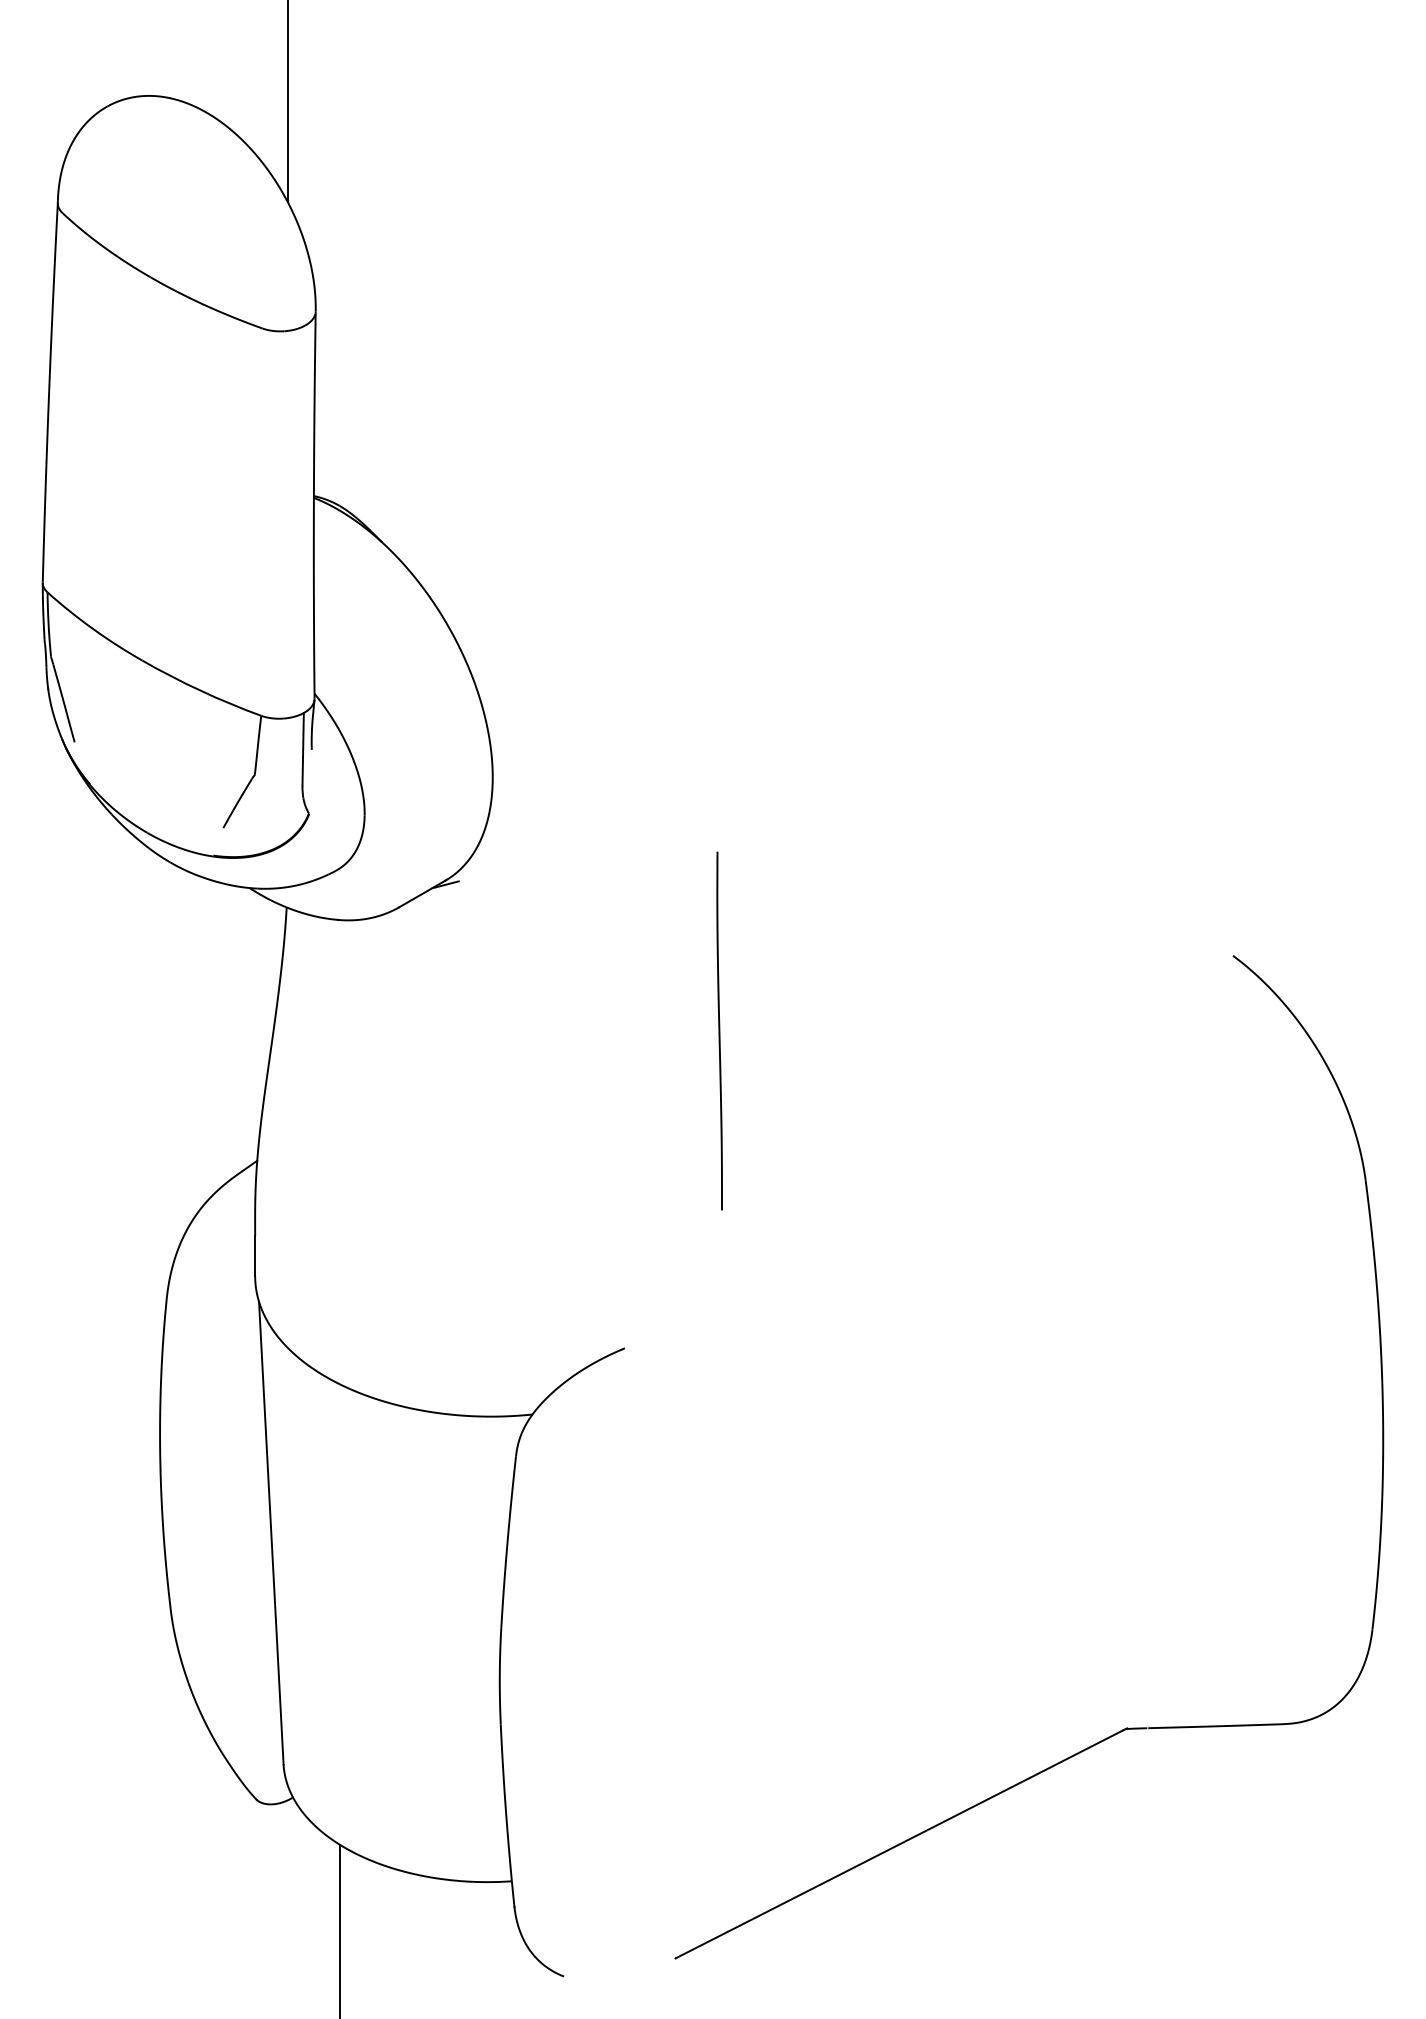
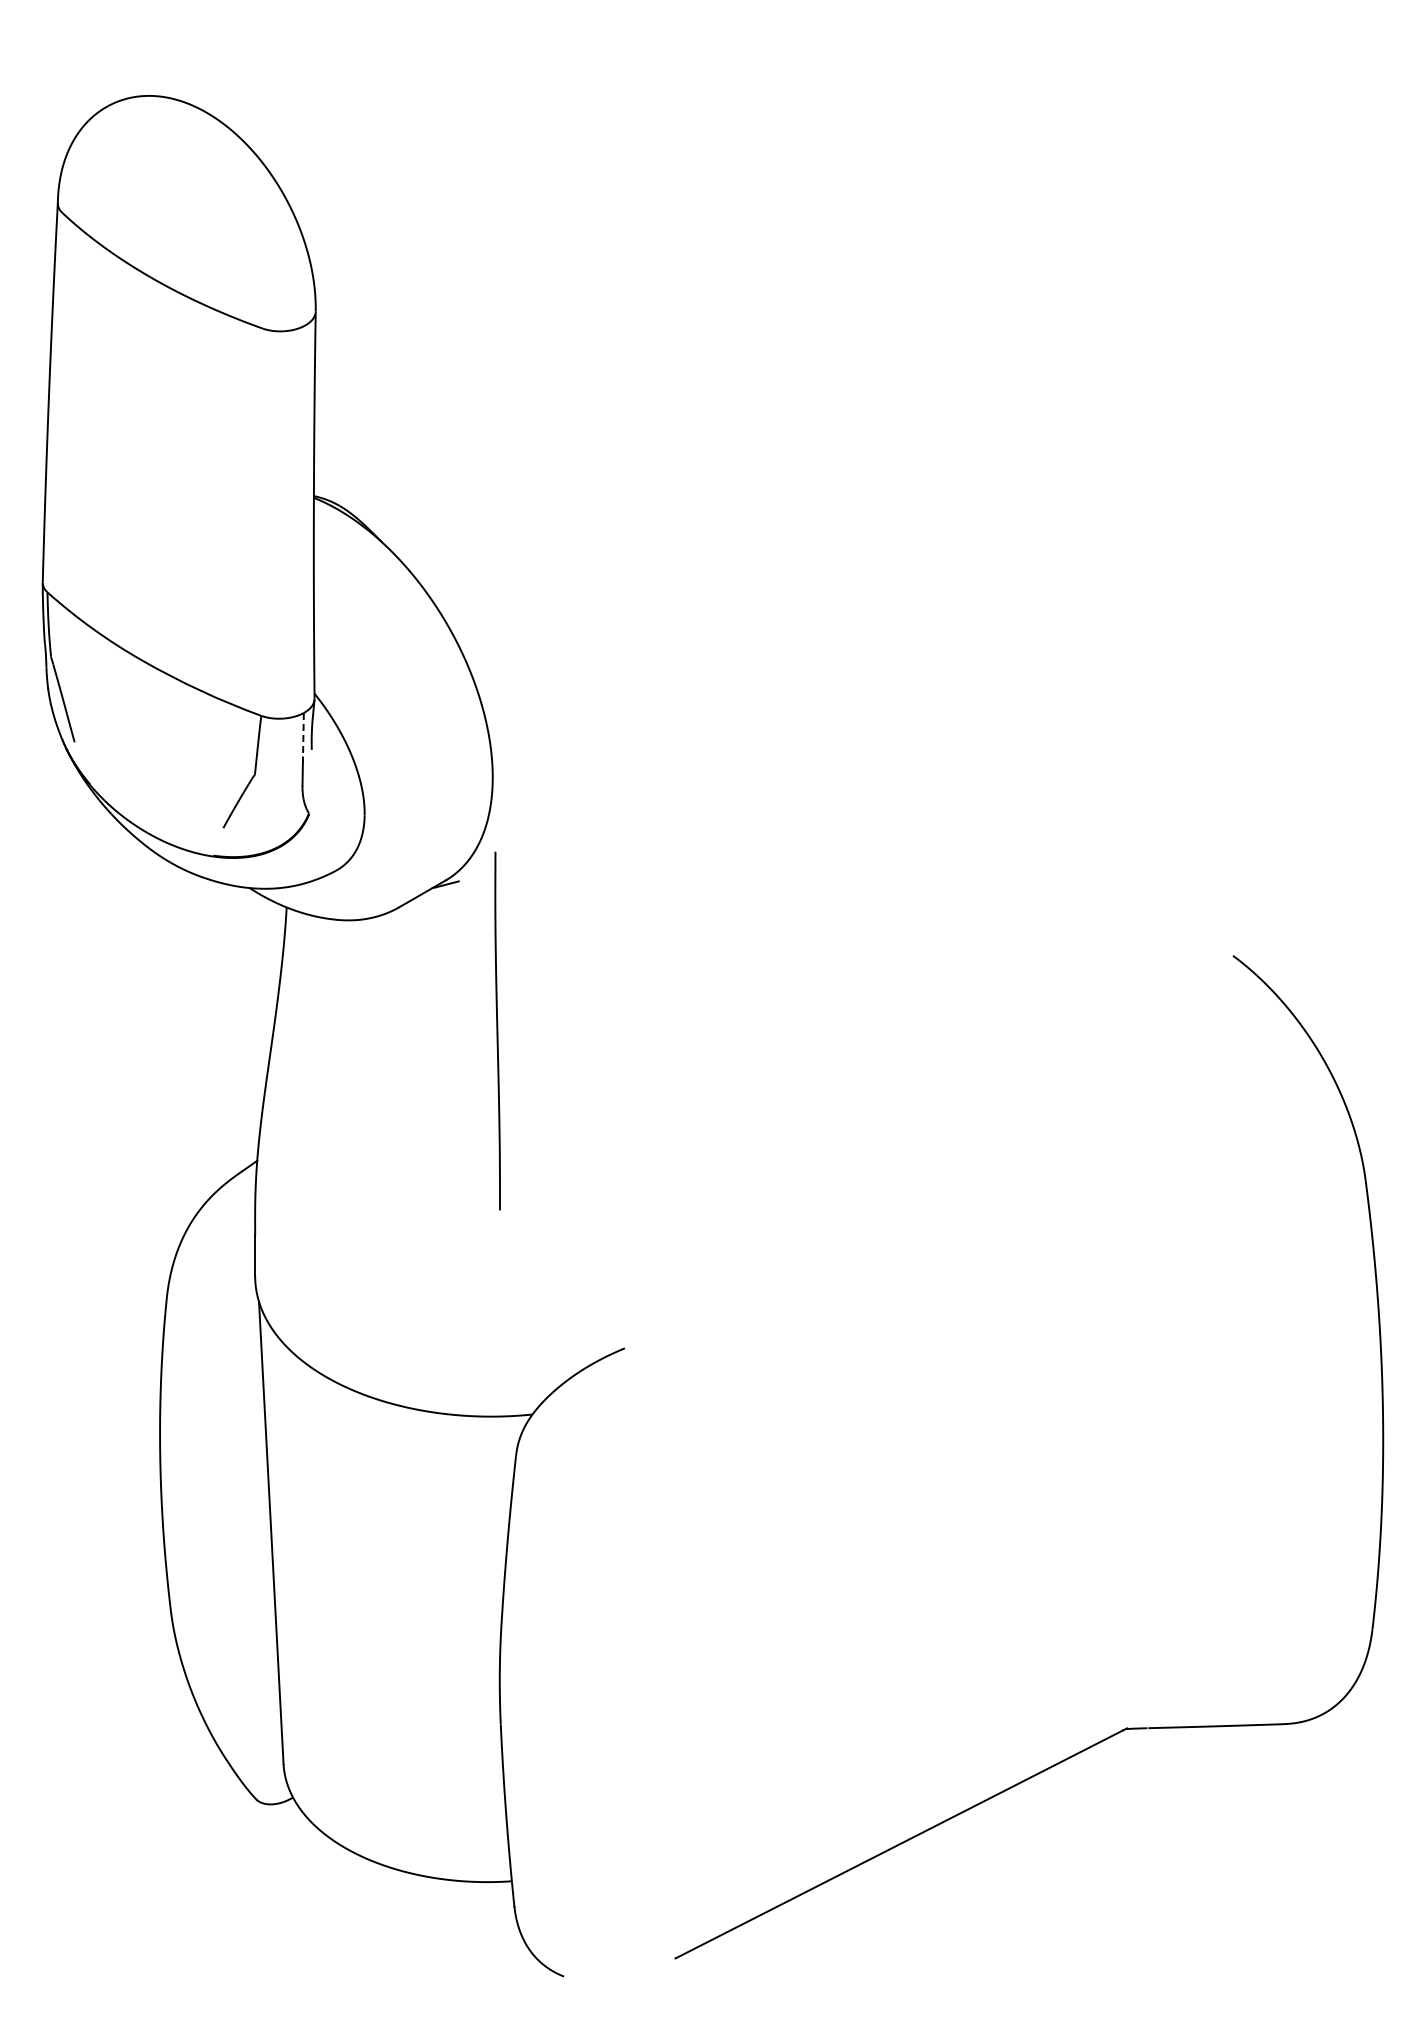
line: present -> none (287, 101)
line: solid -> dashed (303, 735)
curve position: (719, 1030) -> (497, 1030) (497, 1030)
line: present -> none (339, 1929)
